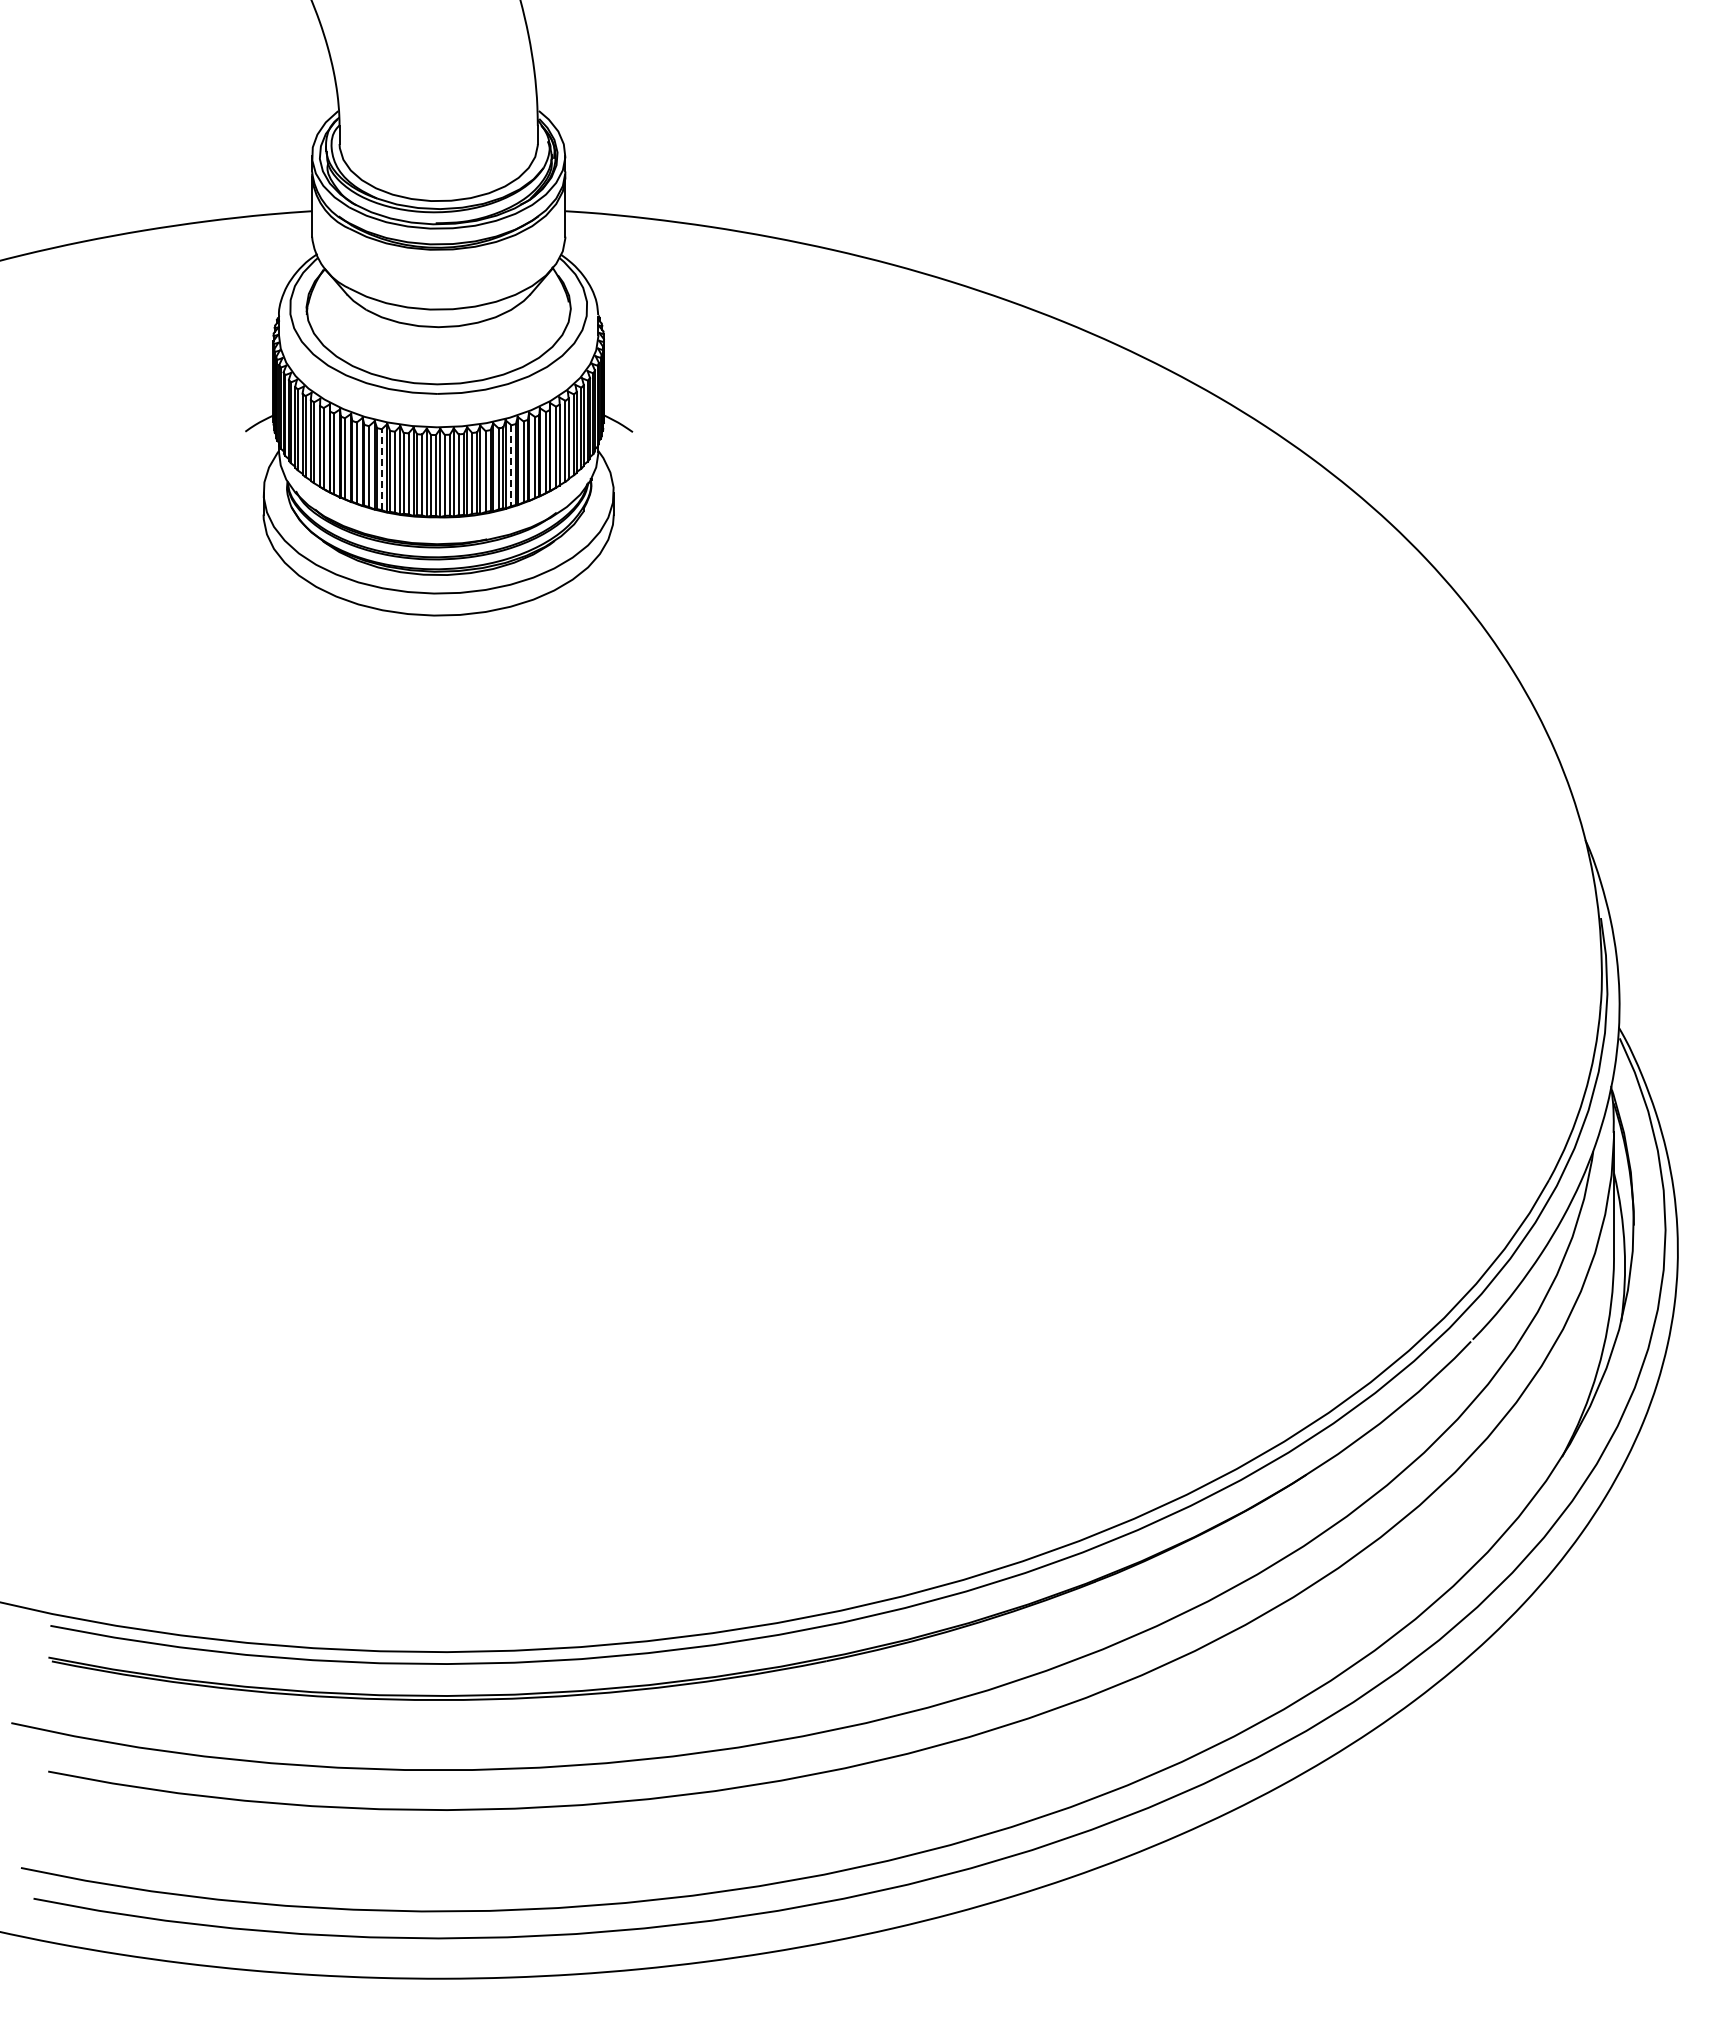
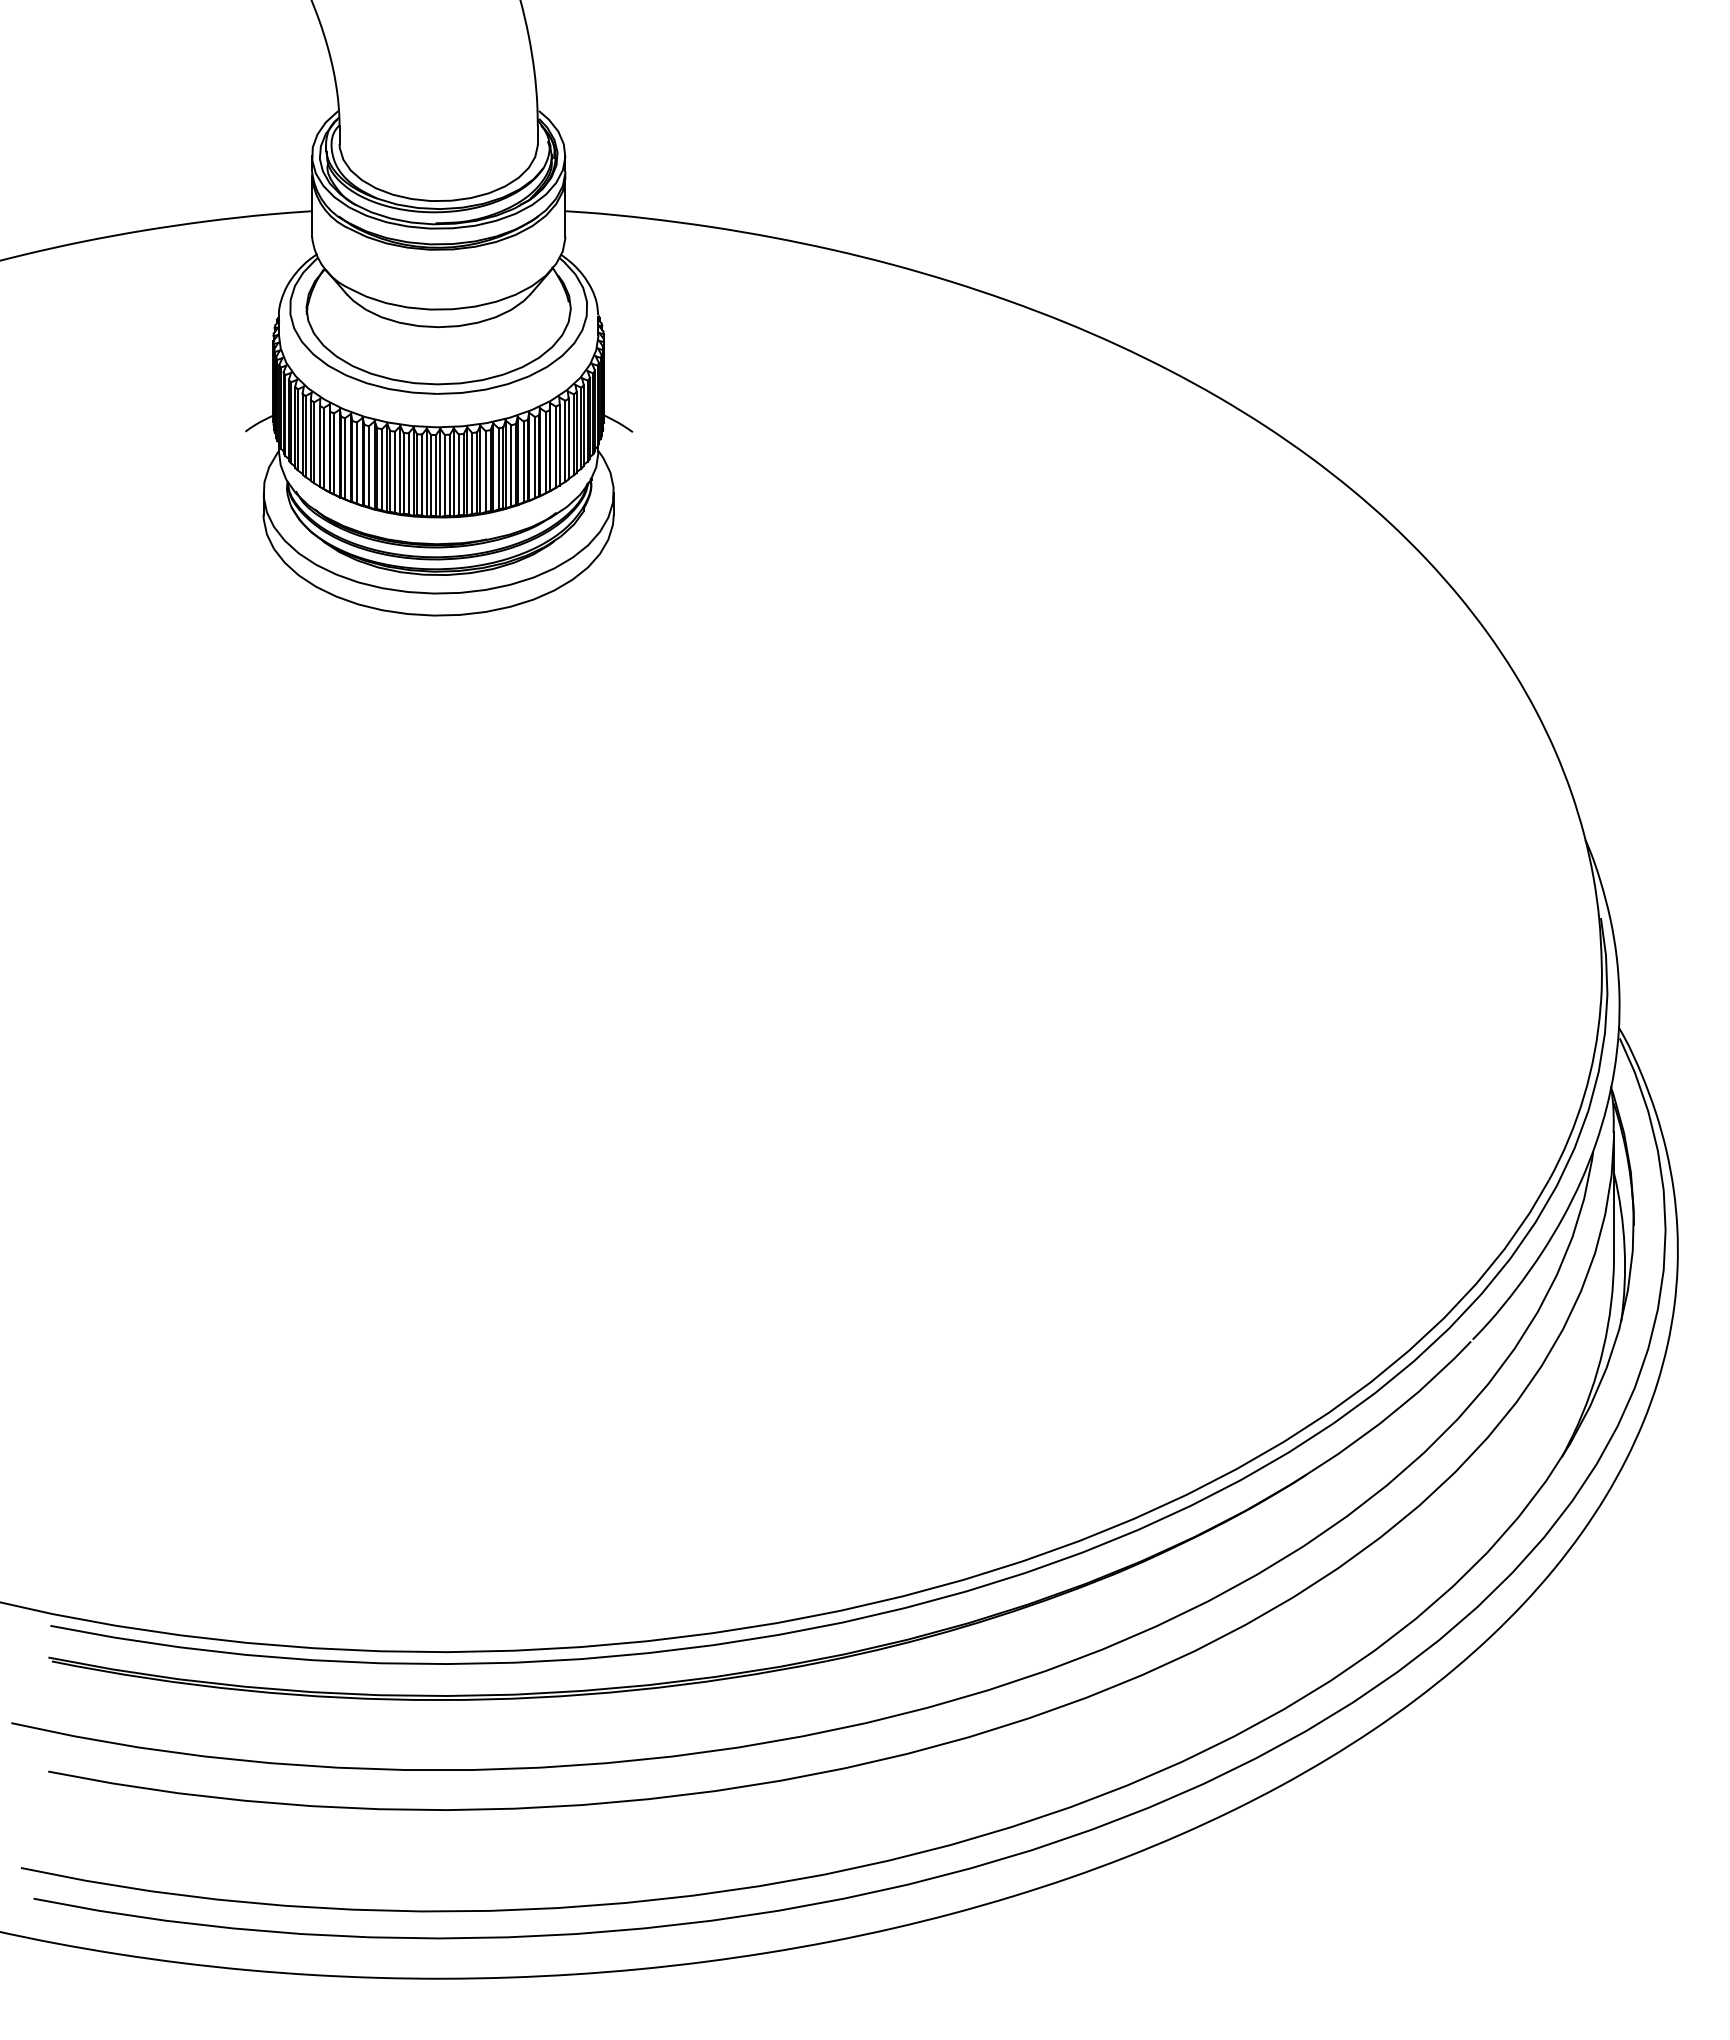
line: dashed -> solid (511, 466)
line: dashed -> solid (381, 469)
